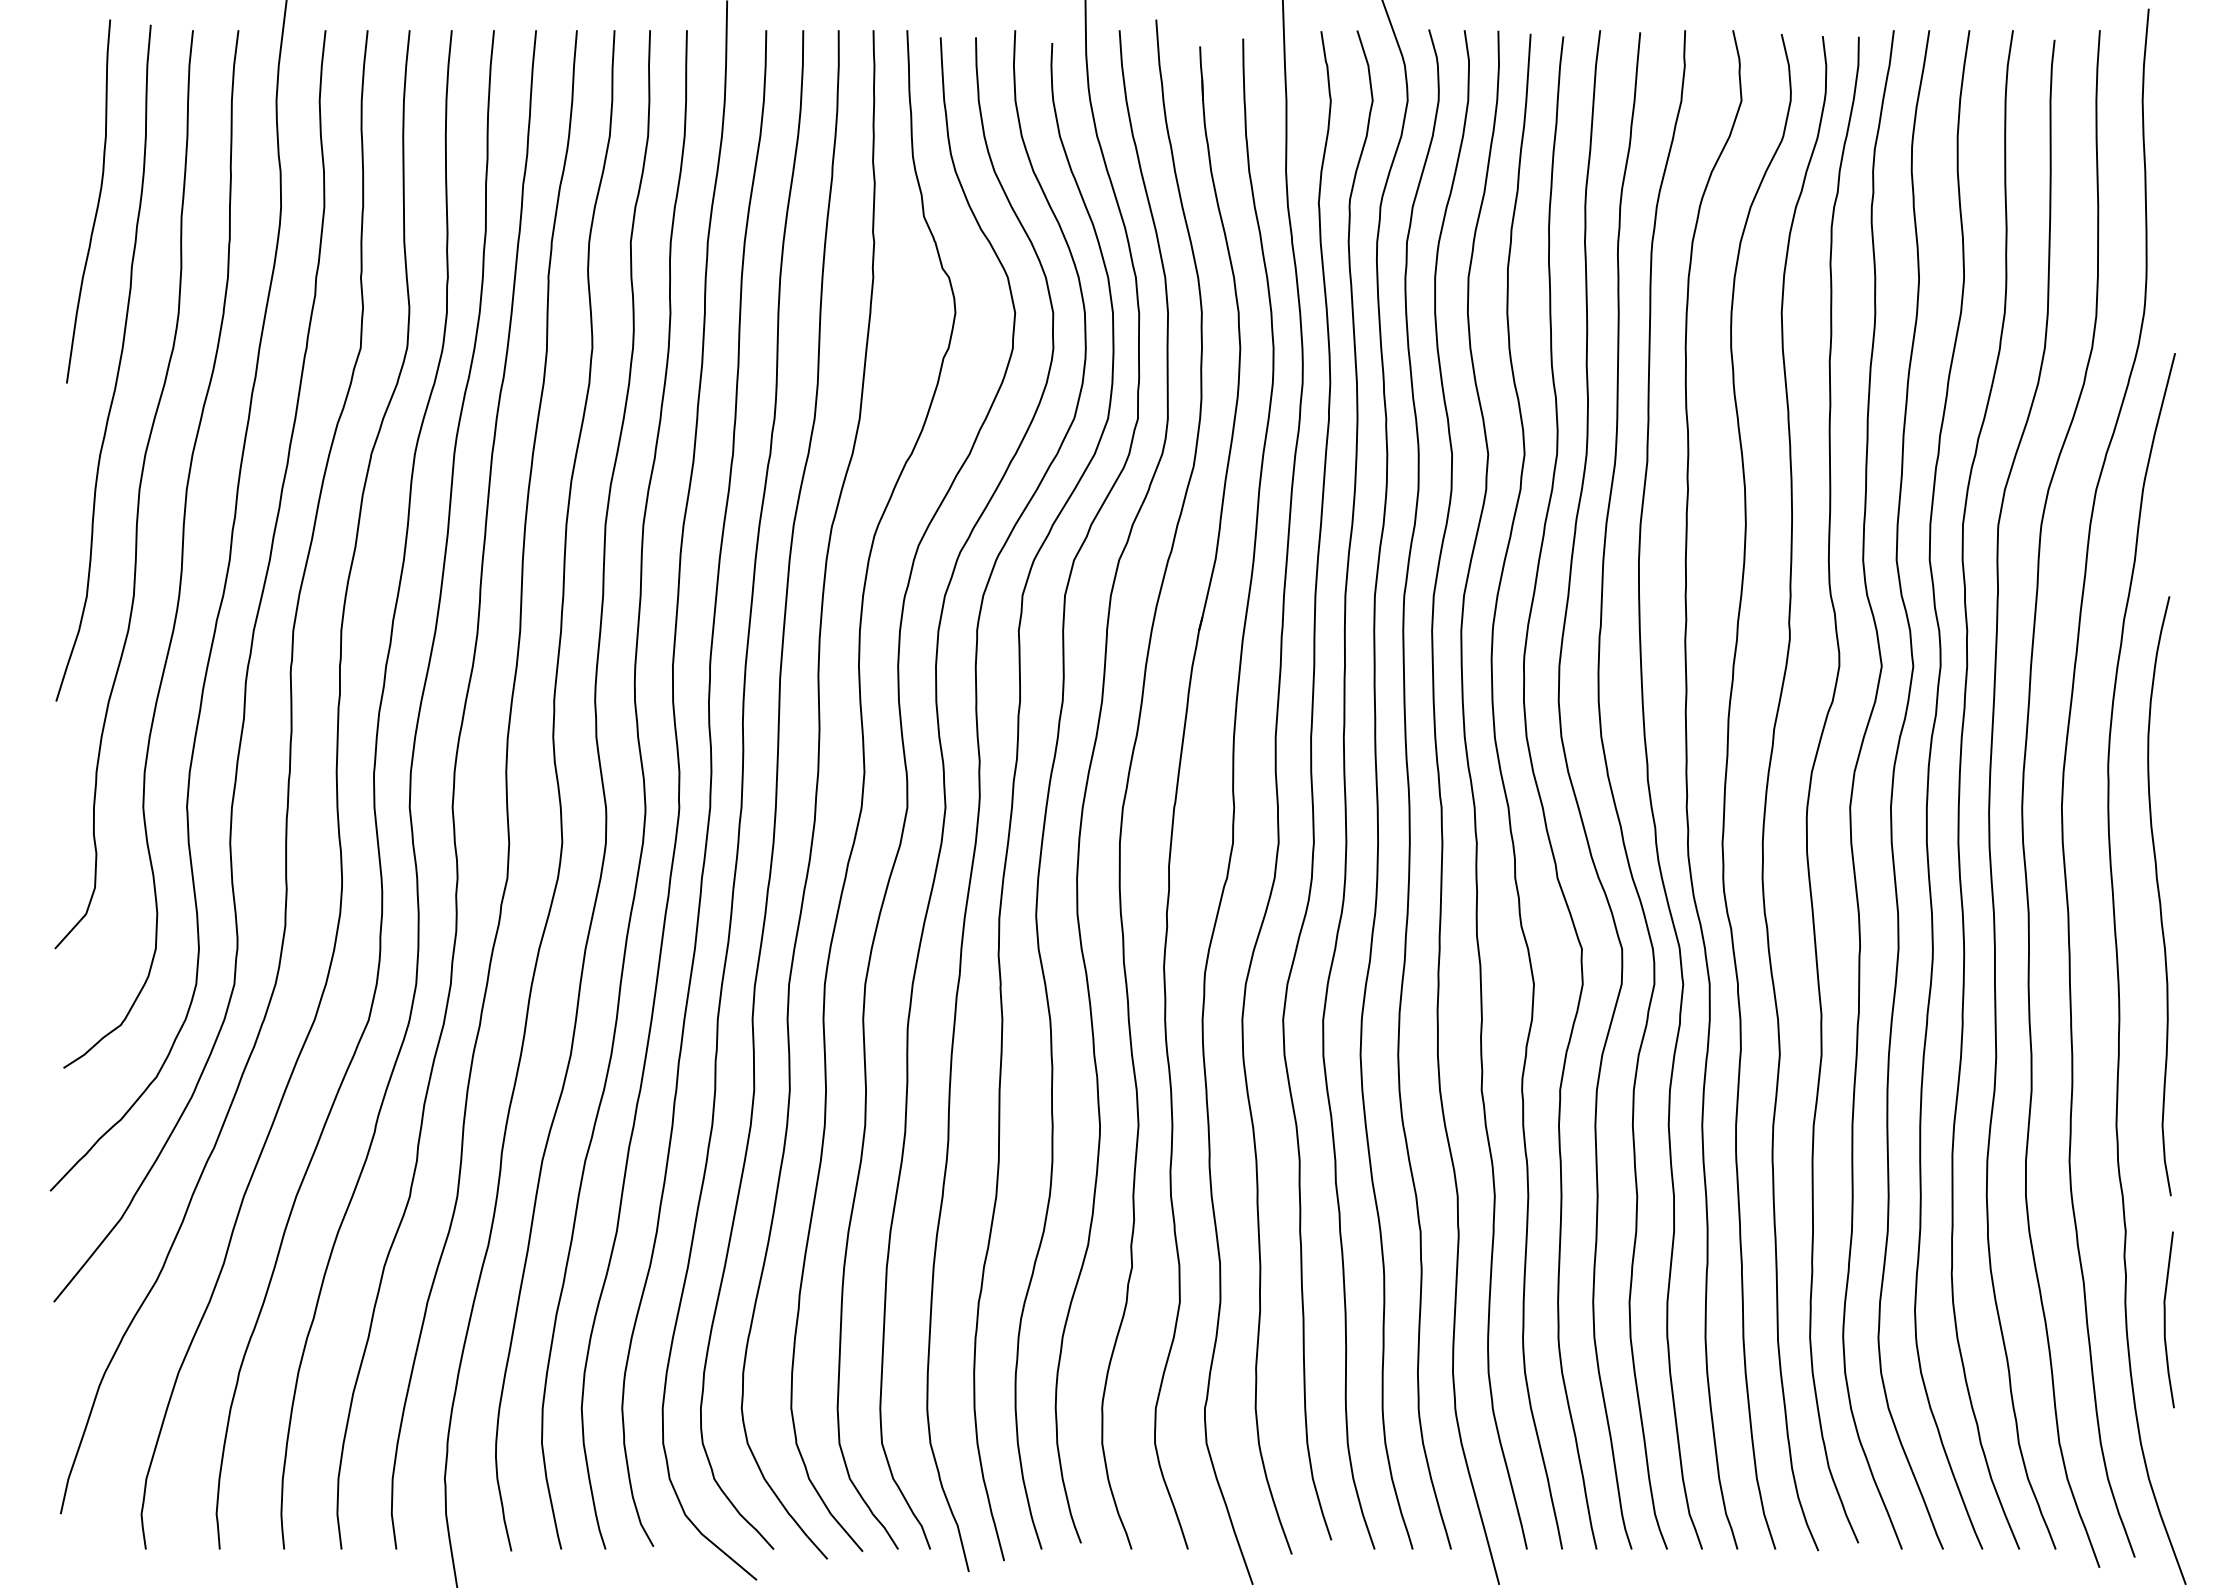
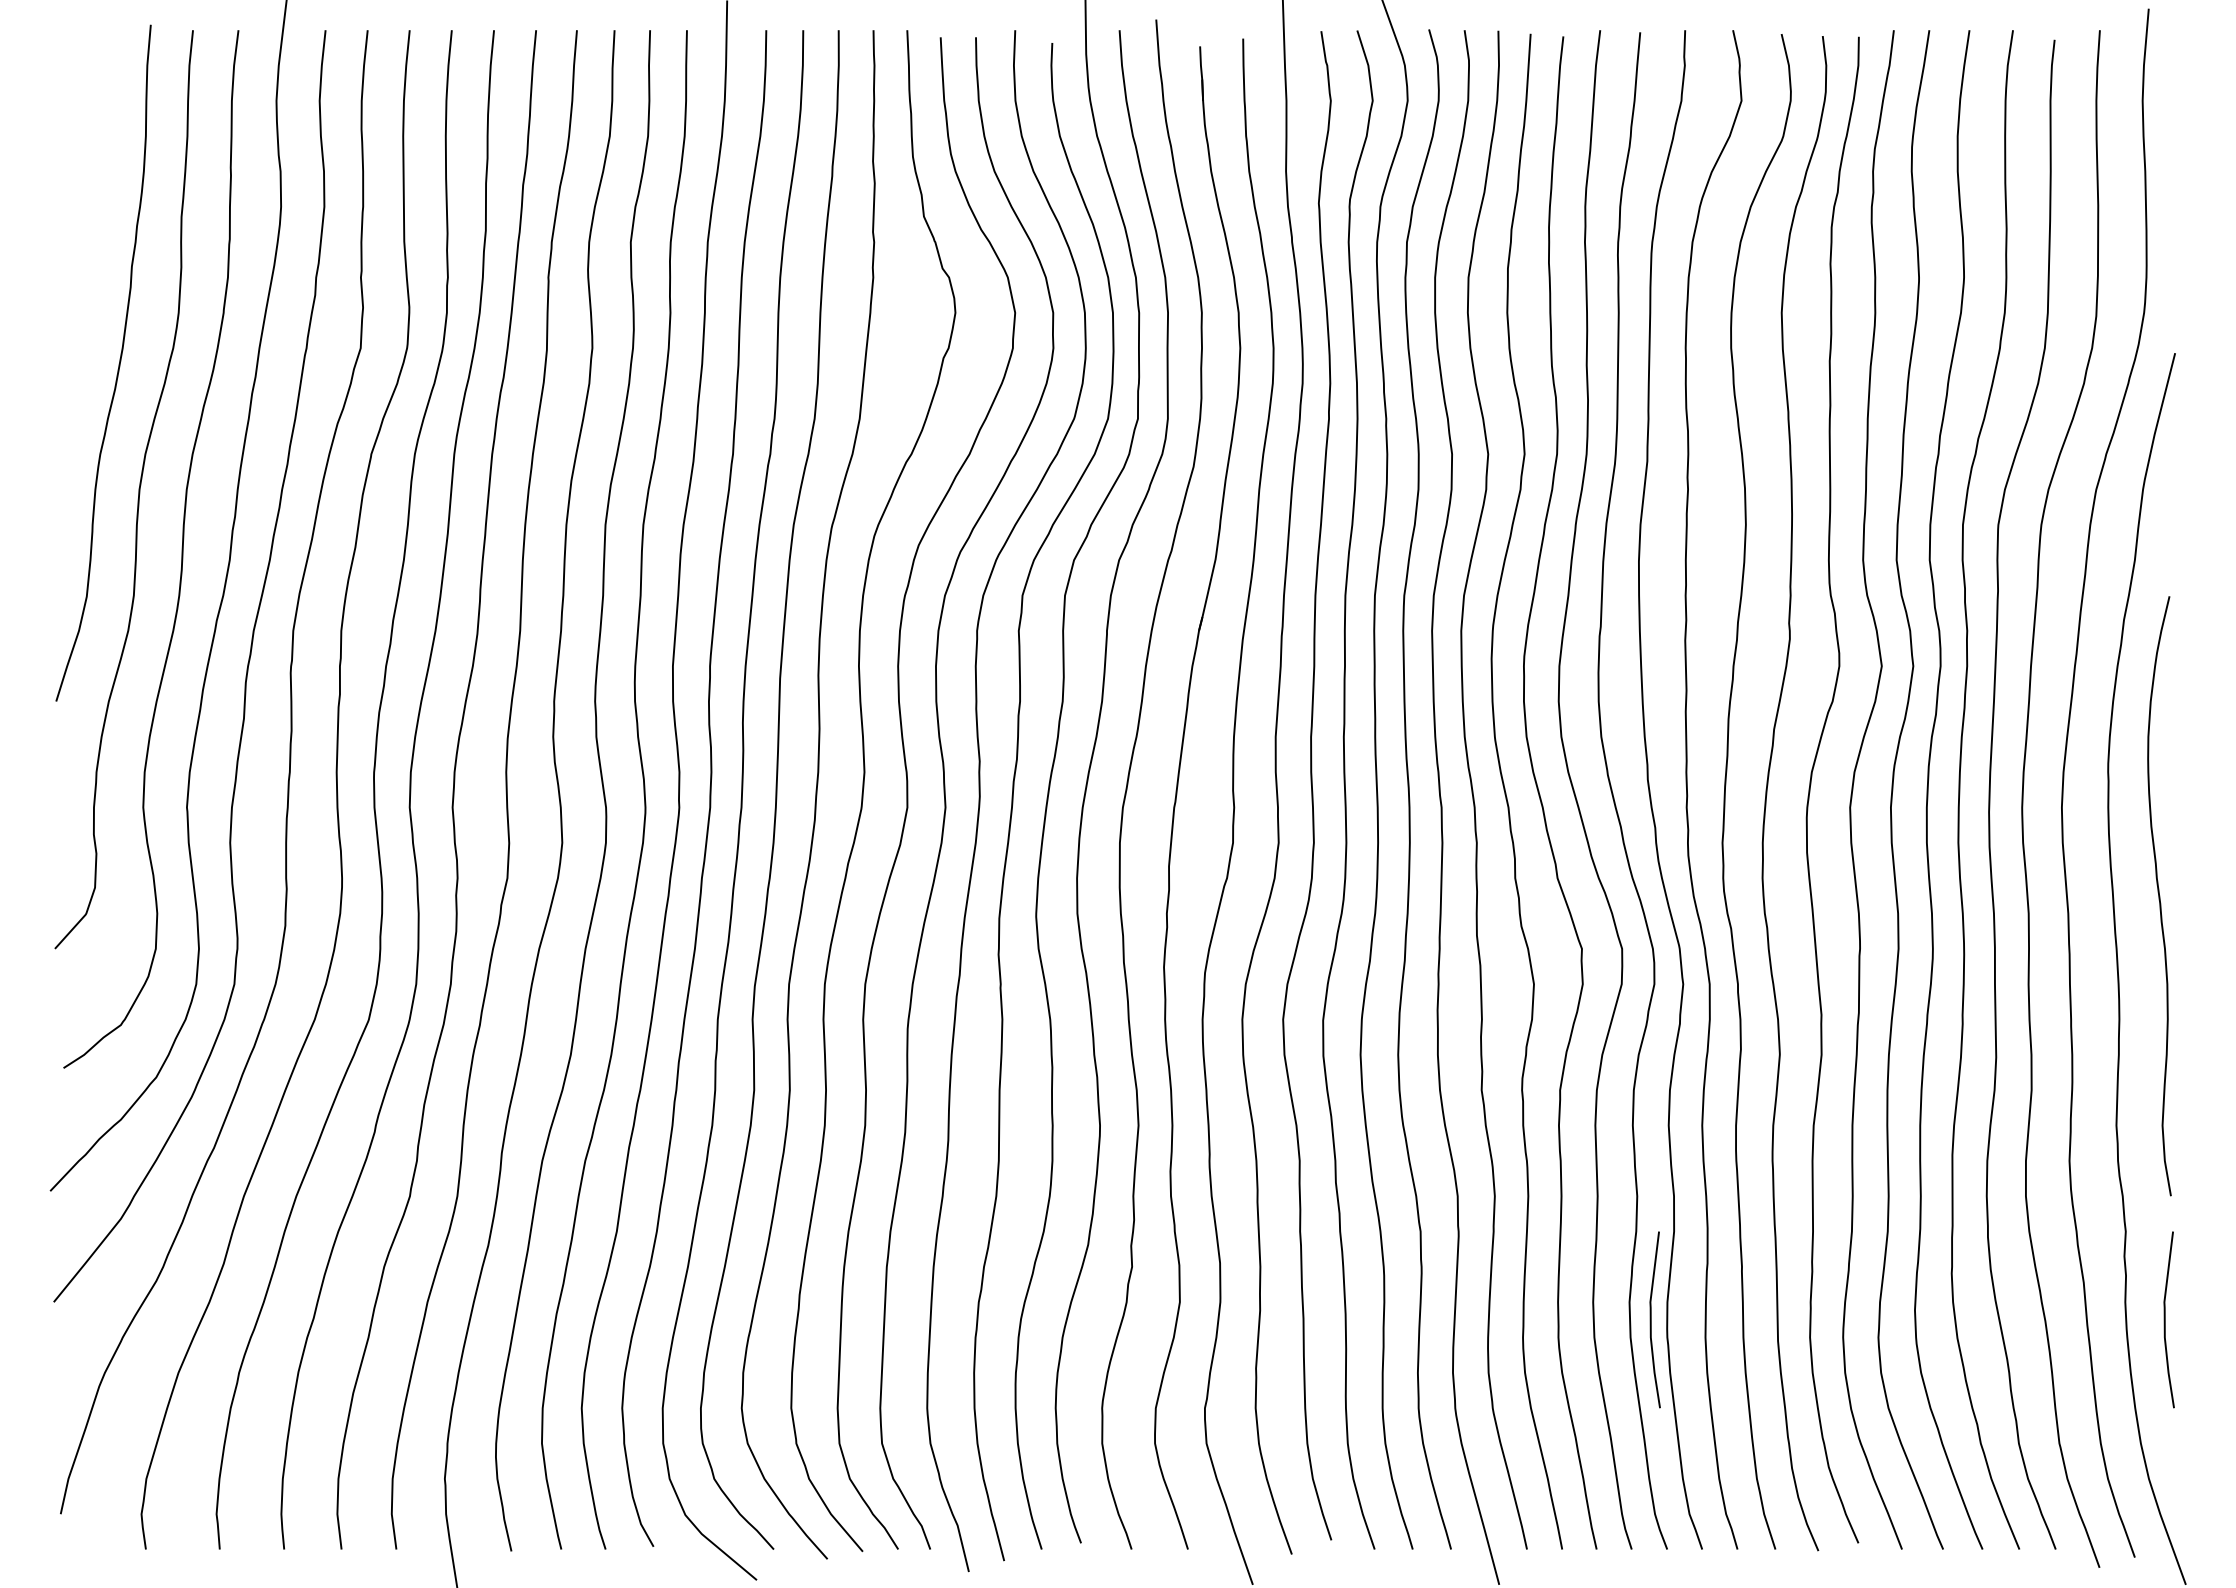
curve: present -> none (97, 201)
curve: none -> present (1651, 1319)
